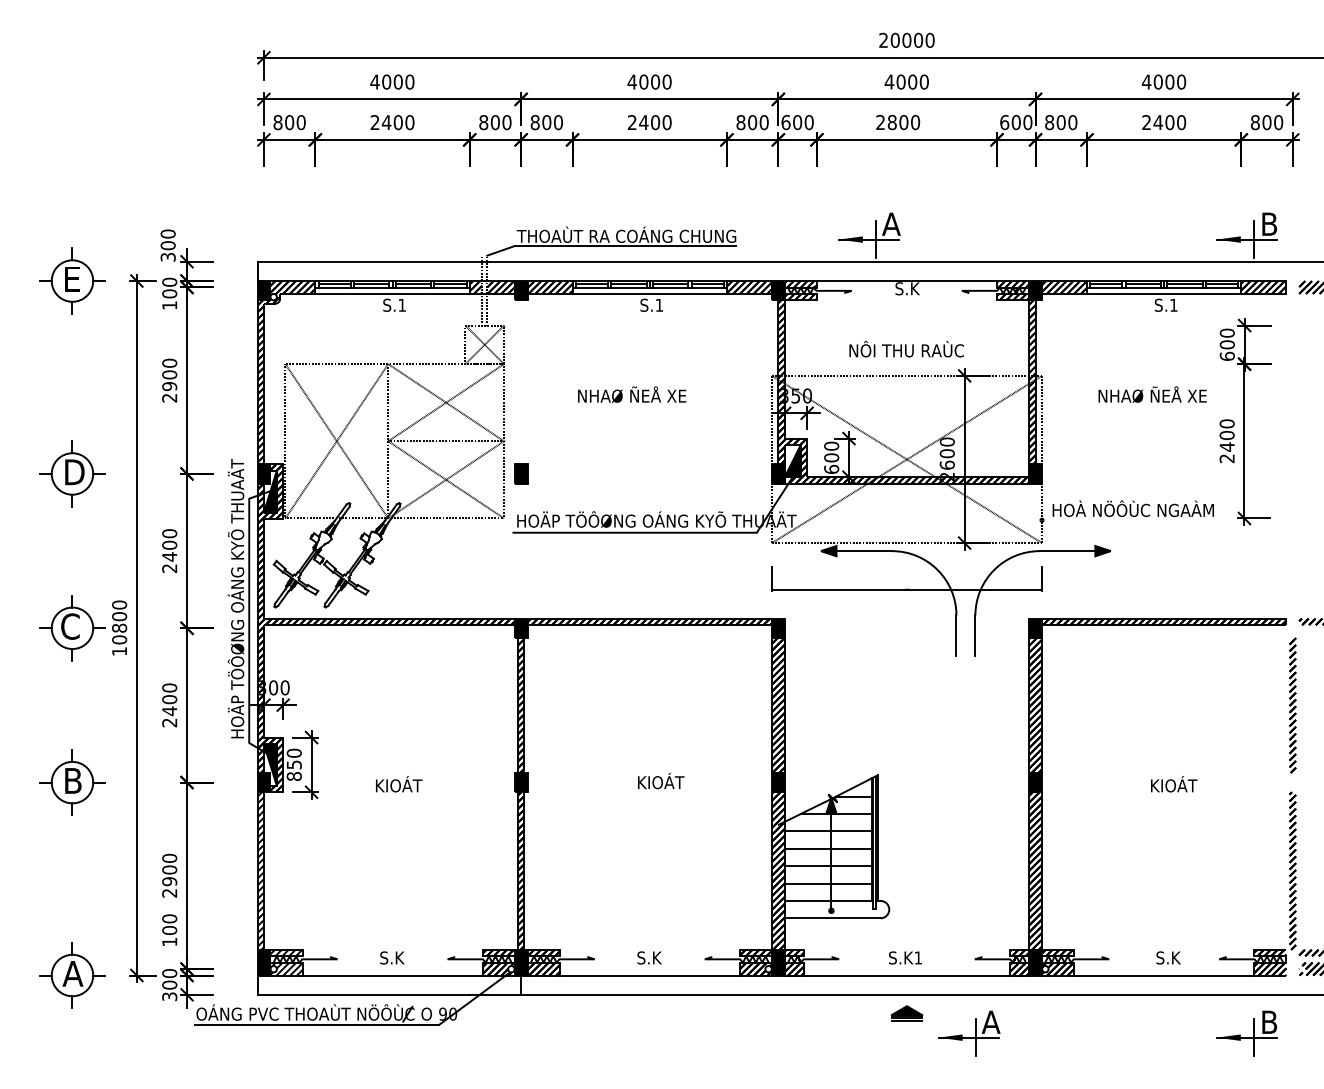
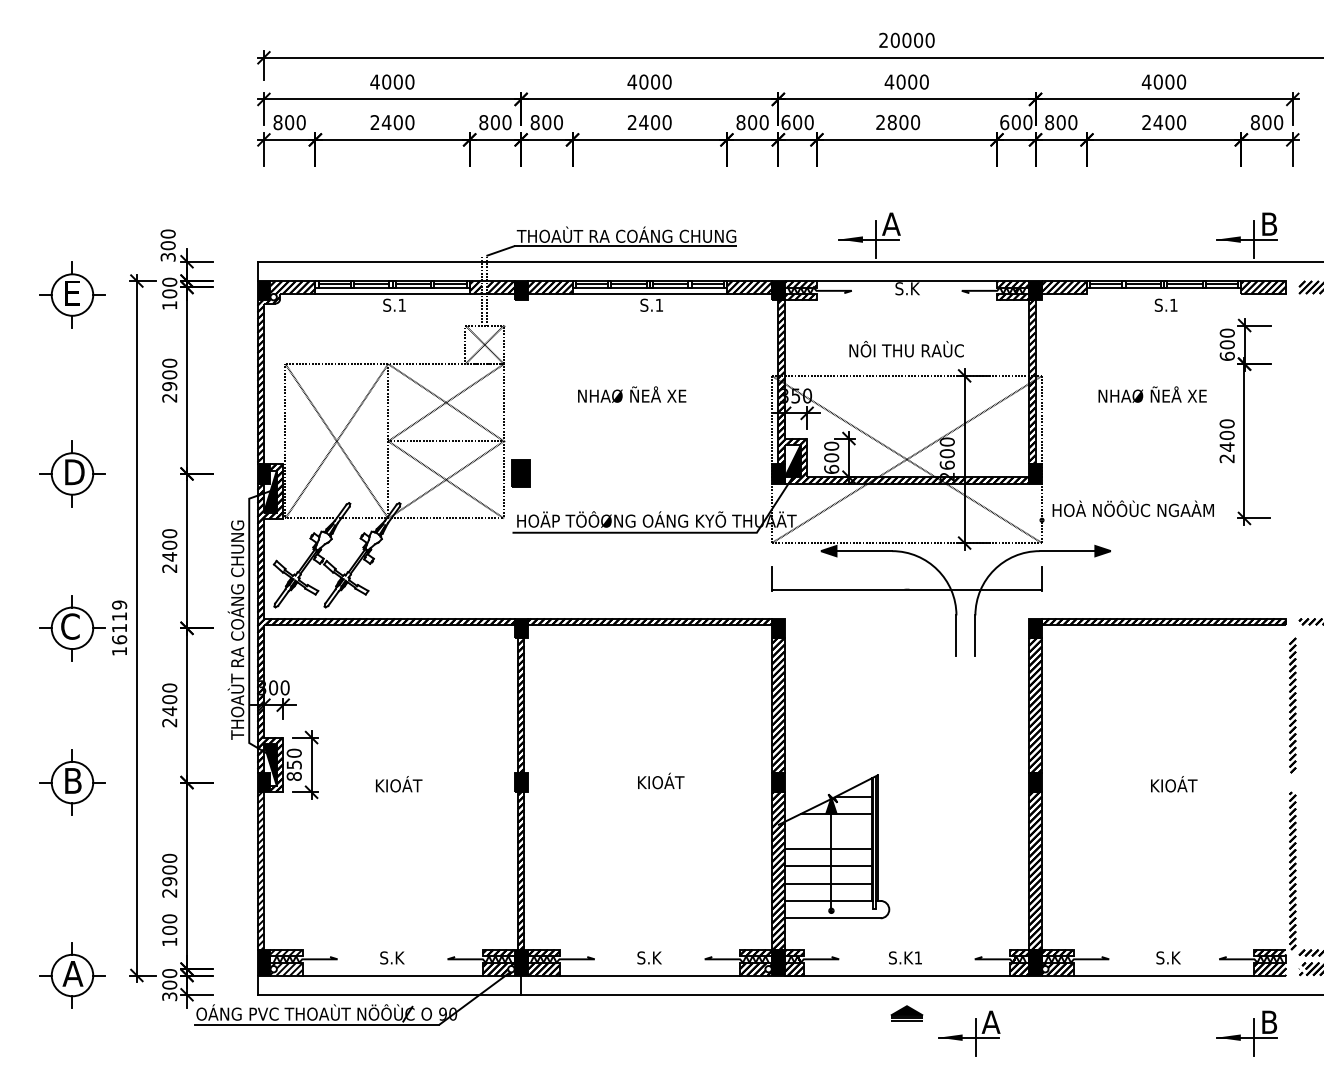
part position: (72, 280) -> (72, 294) (72, 294)
line: present -> none (1164, 293)
part size: 15x22 px -> 20x29 px (520, 473)
text: HOÄP TÖÔØNG OÁNG KYÕ THUAÄT -> THOAÙT RA COÁNG CHUNG (235, 598)
text: 10800 -> 16119 (119, 622)
line: present -> none (827, 831)
